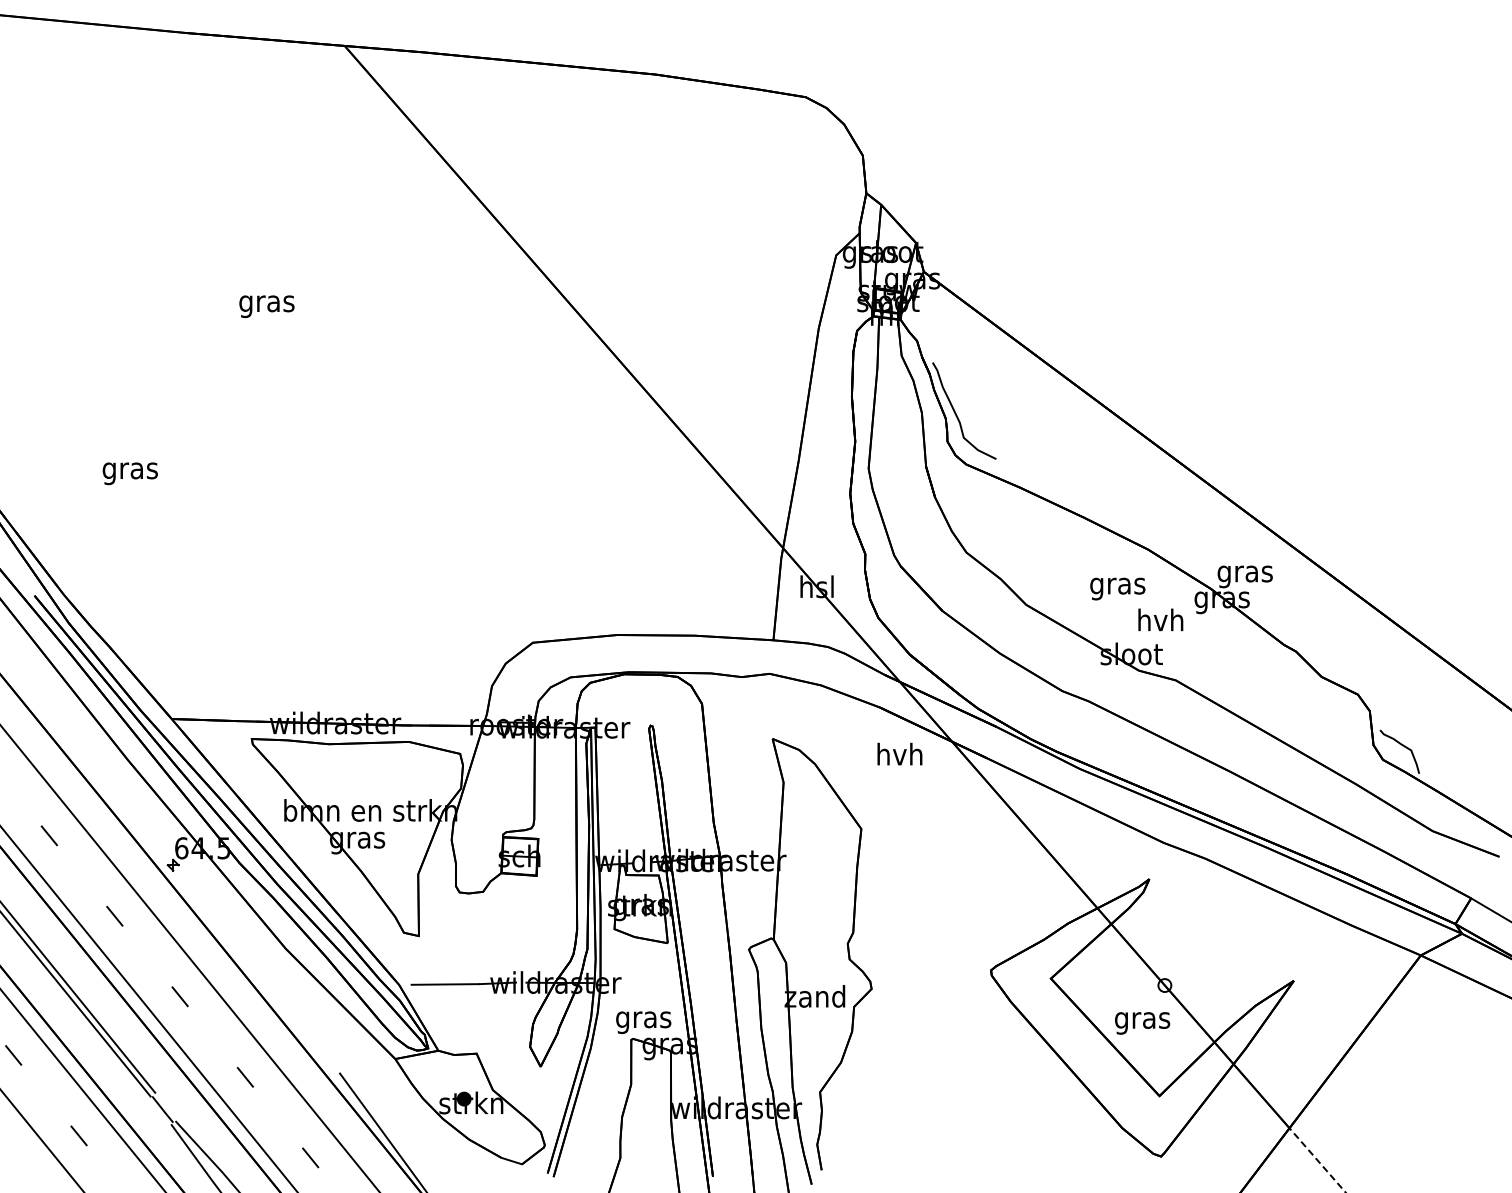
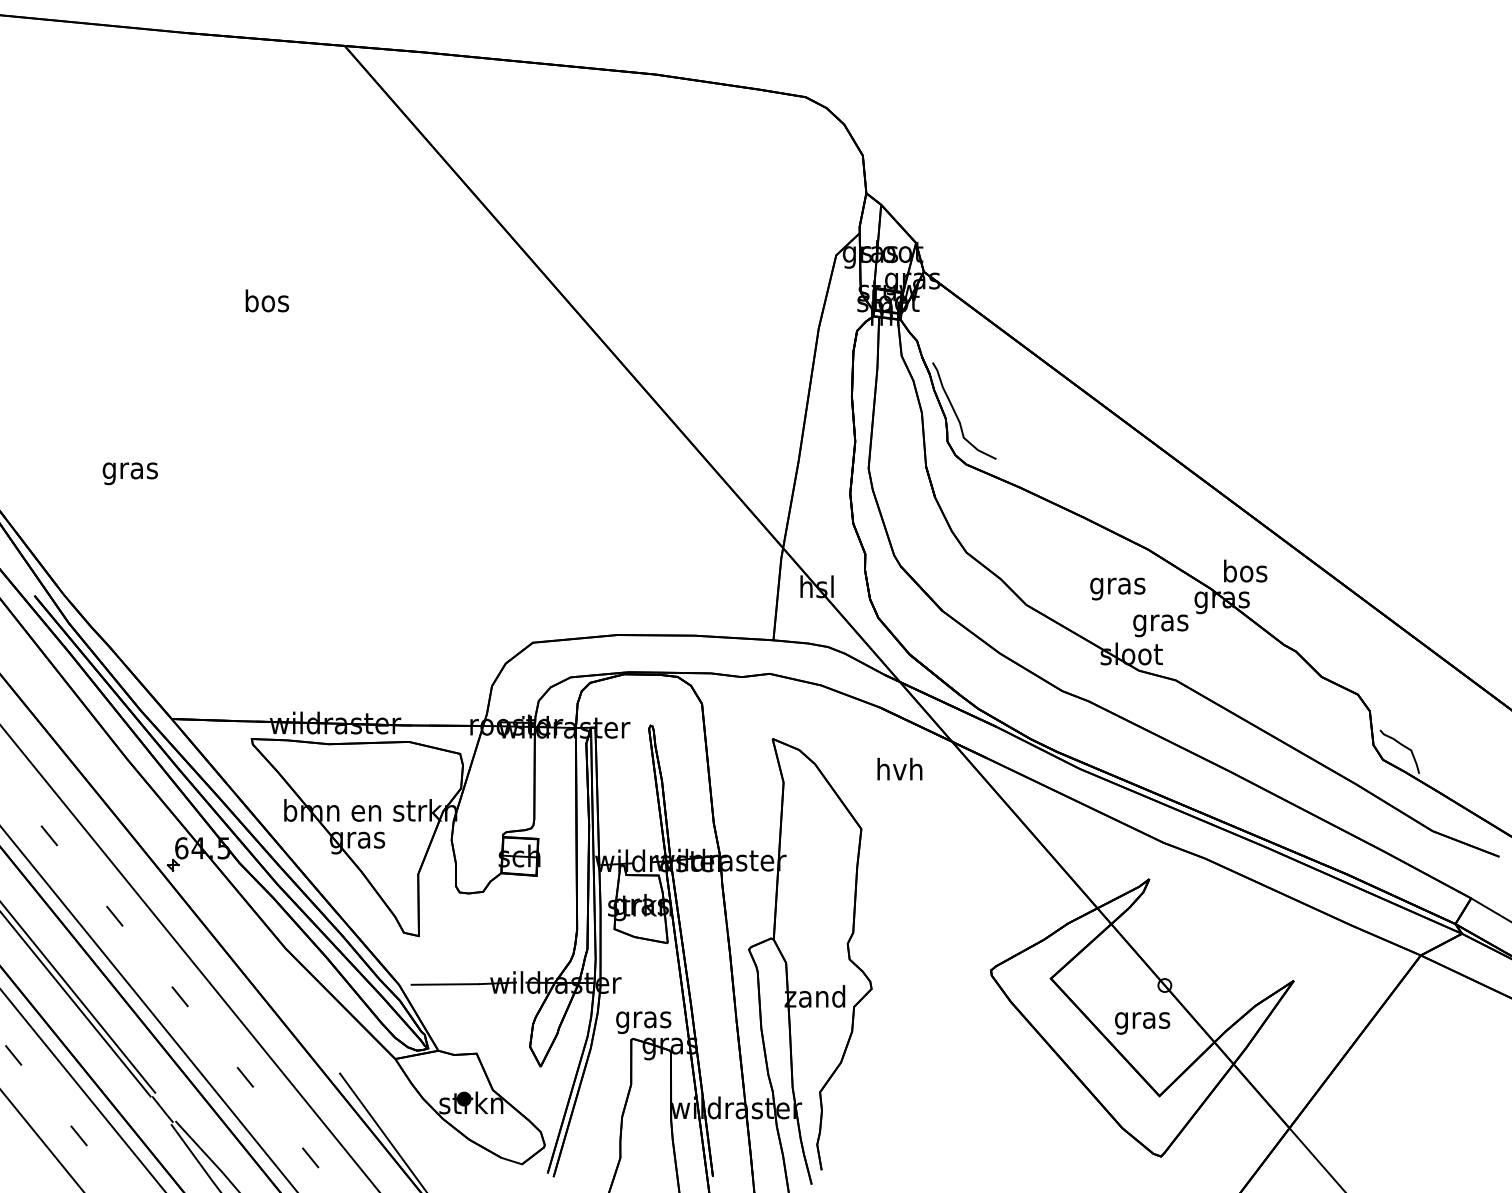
text: gras -> bos (266, 303)
text: gras -> bos (1244, 573)
text: hvh -> gras (1160, 622)
text position: (899, 753) -> (899, 768) (899, 768)
line: dashed -> solid (1317, 1159)
